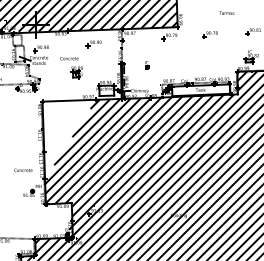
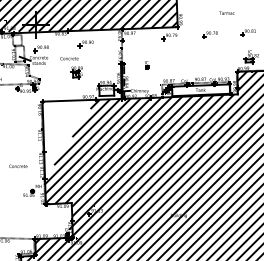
part position: (252, 31) -> (247, 32) (247, 32)
part position: (93, 44) -> (85, 44) (85, 44)
text position: (23, 169) -> (18, 165) (18, 165)
